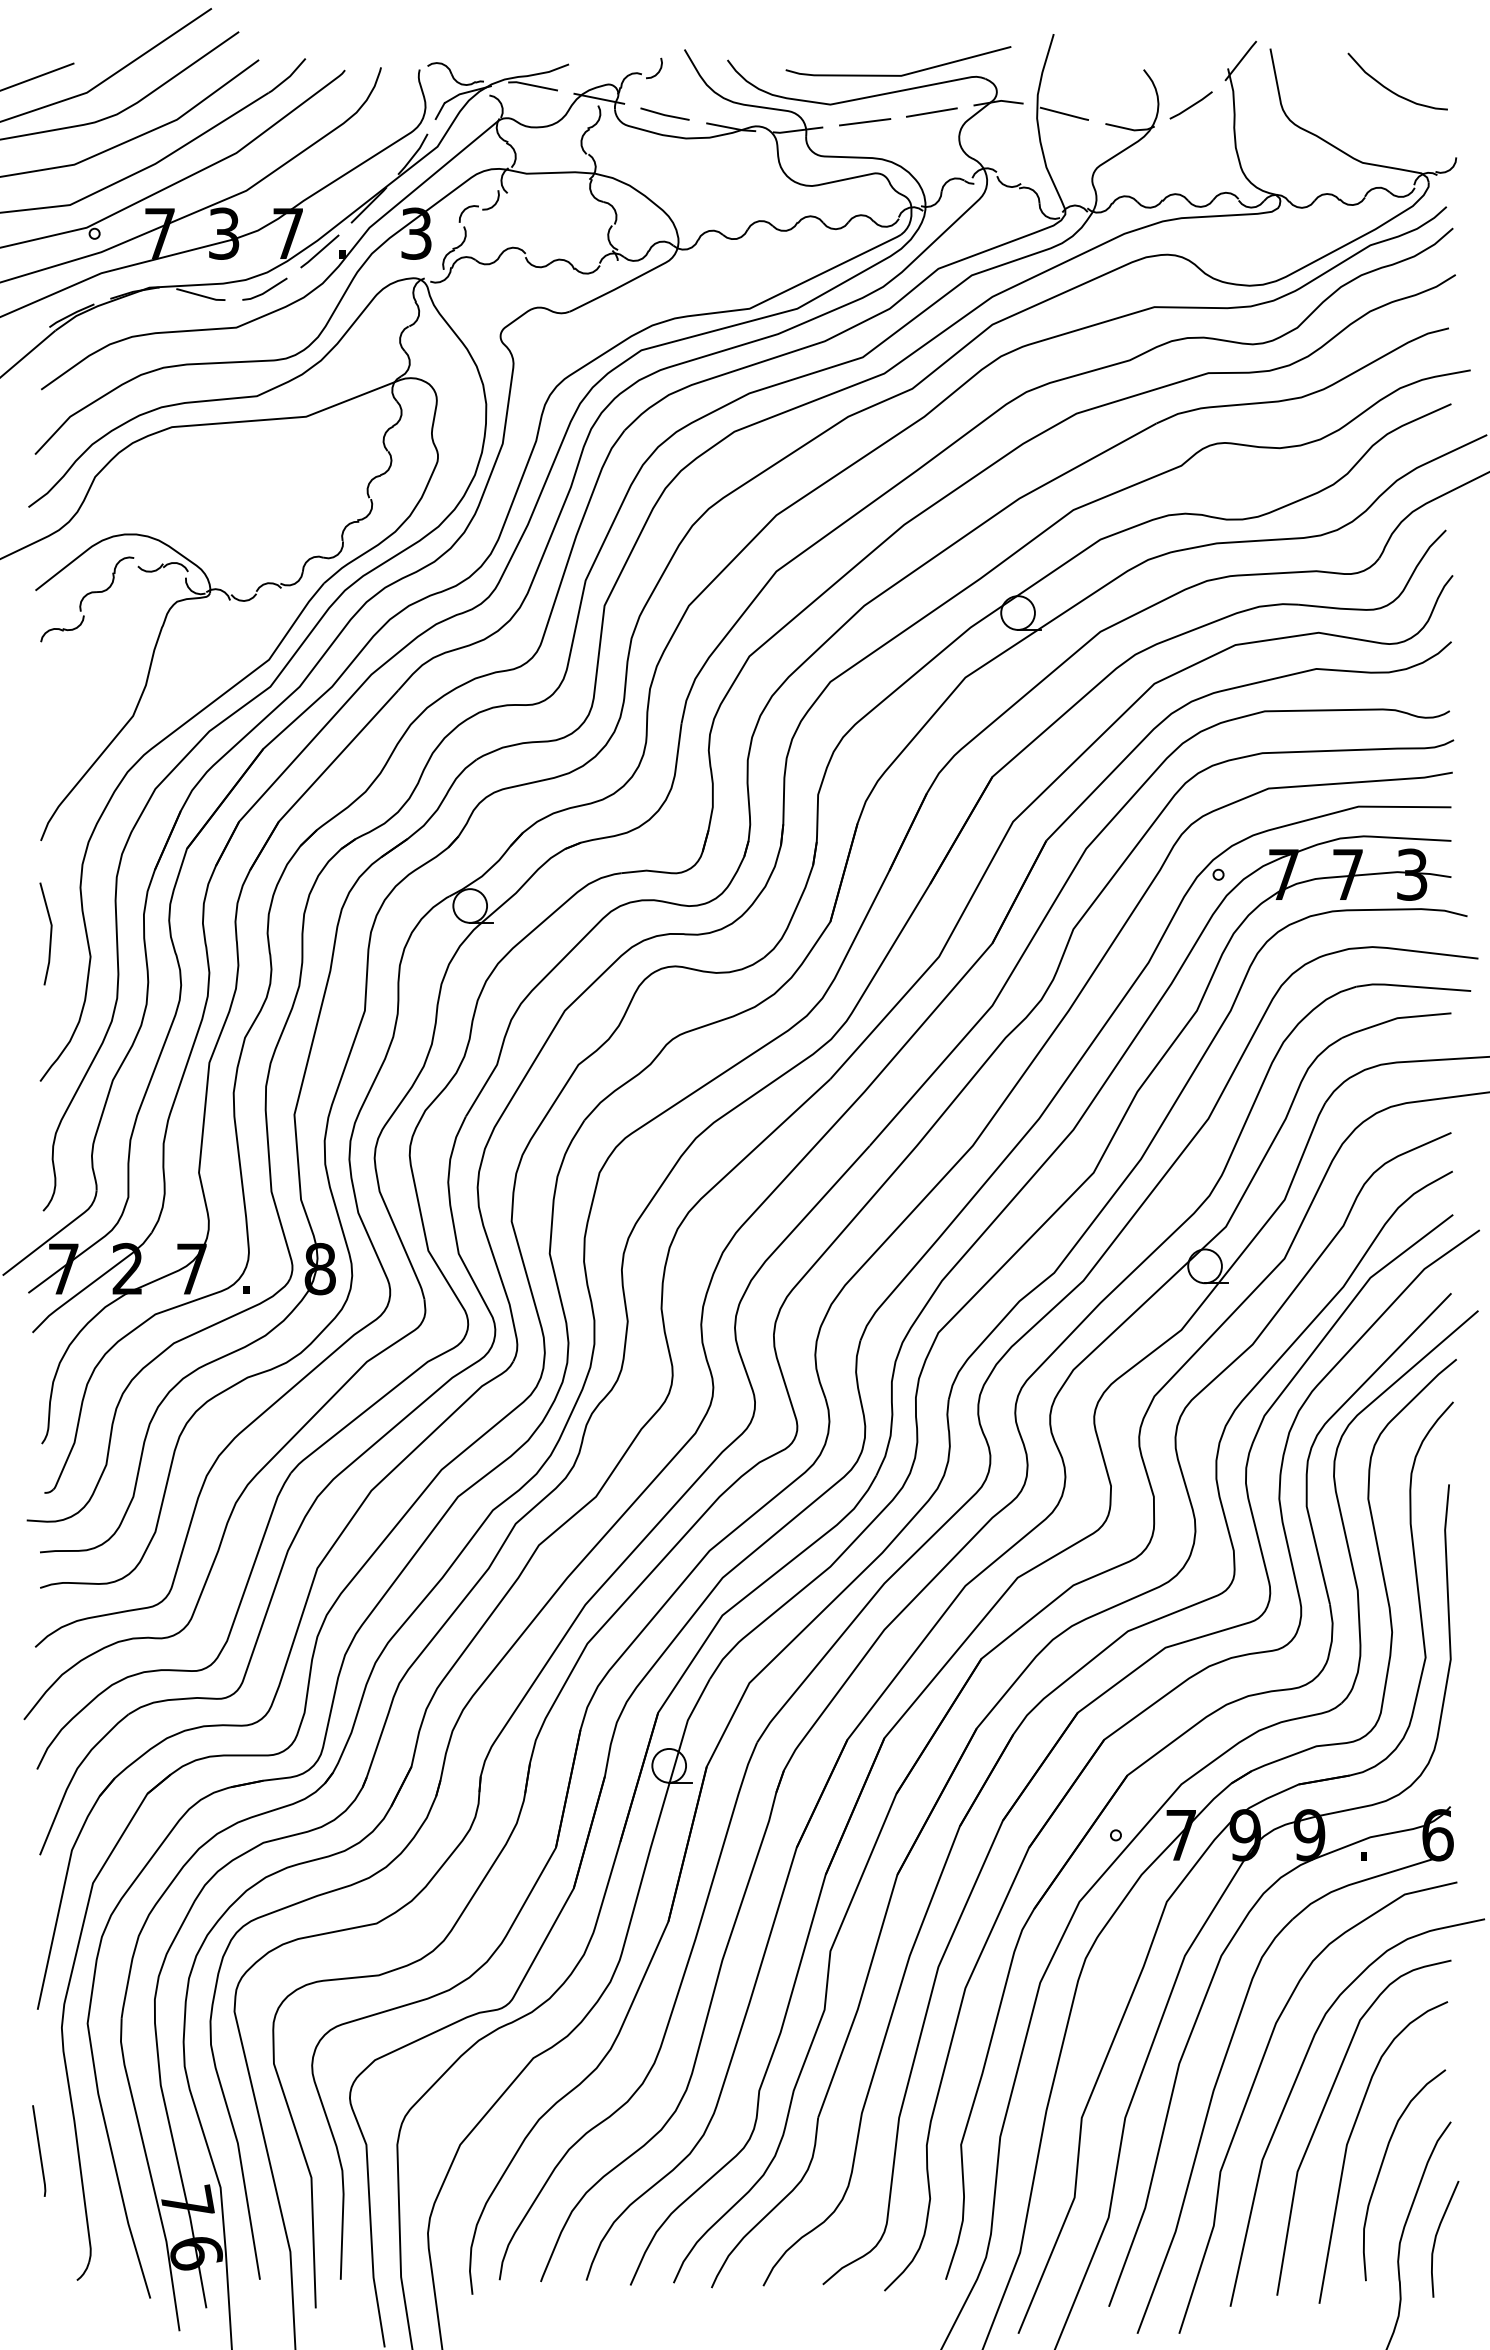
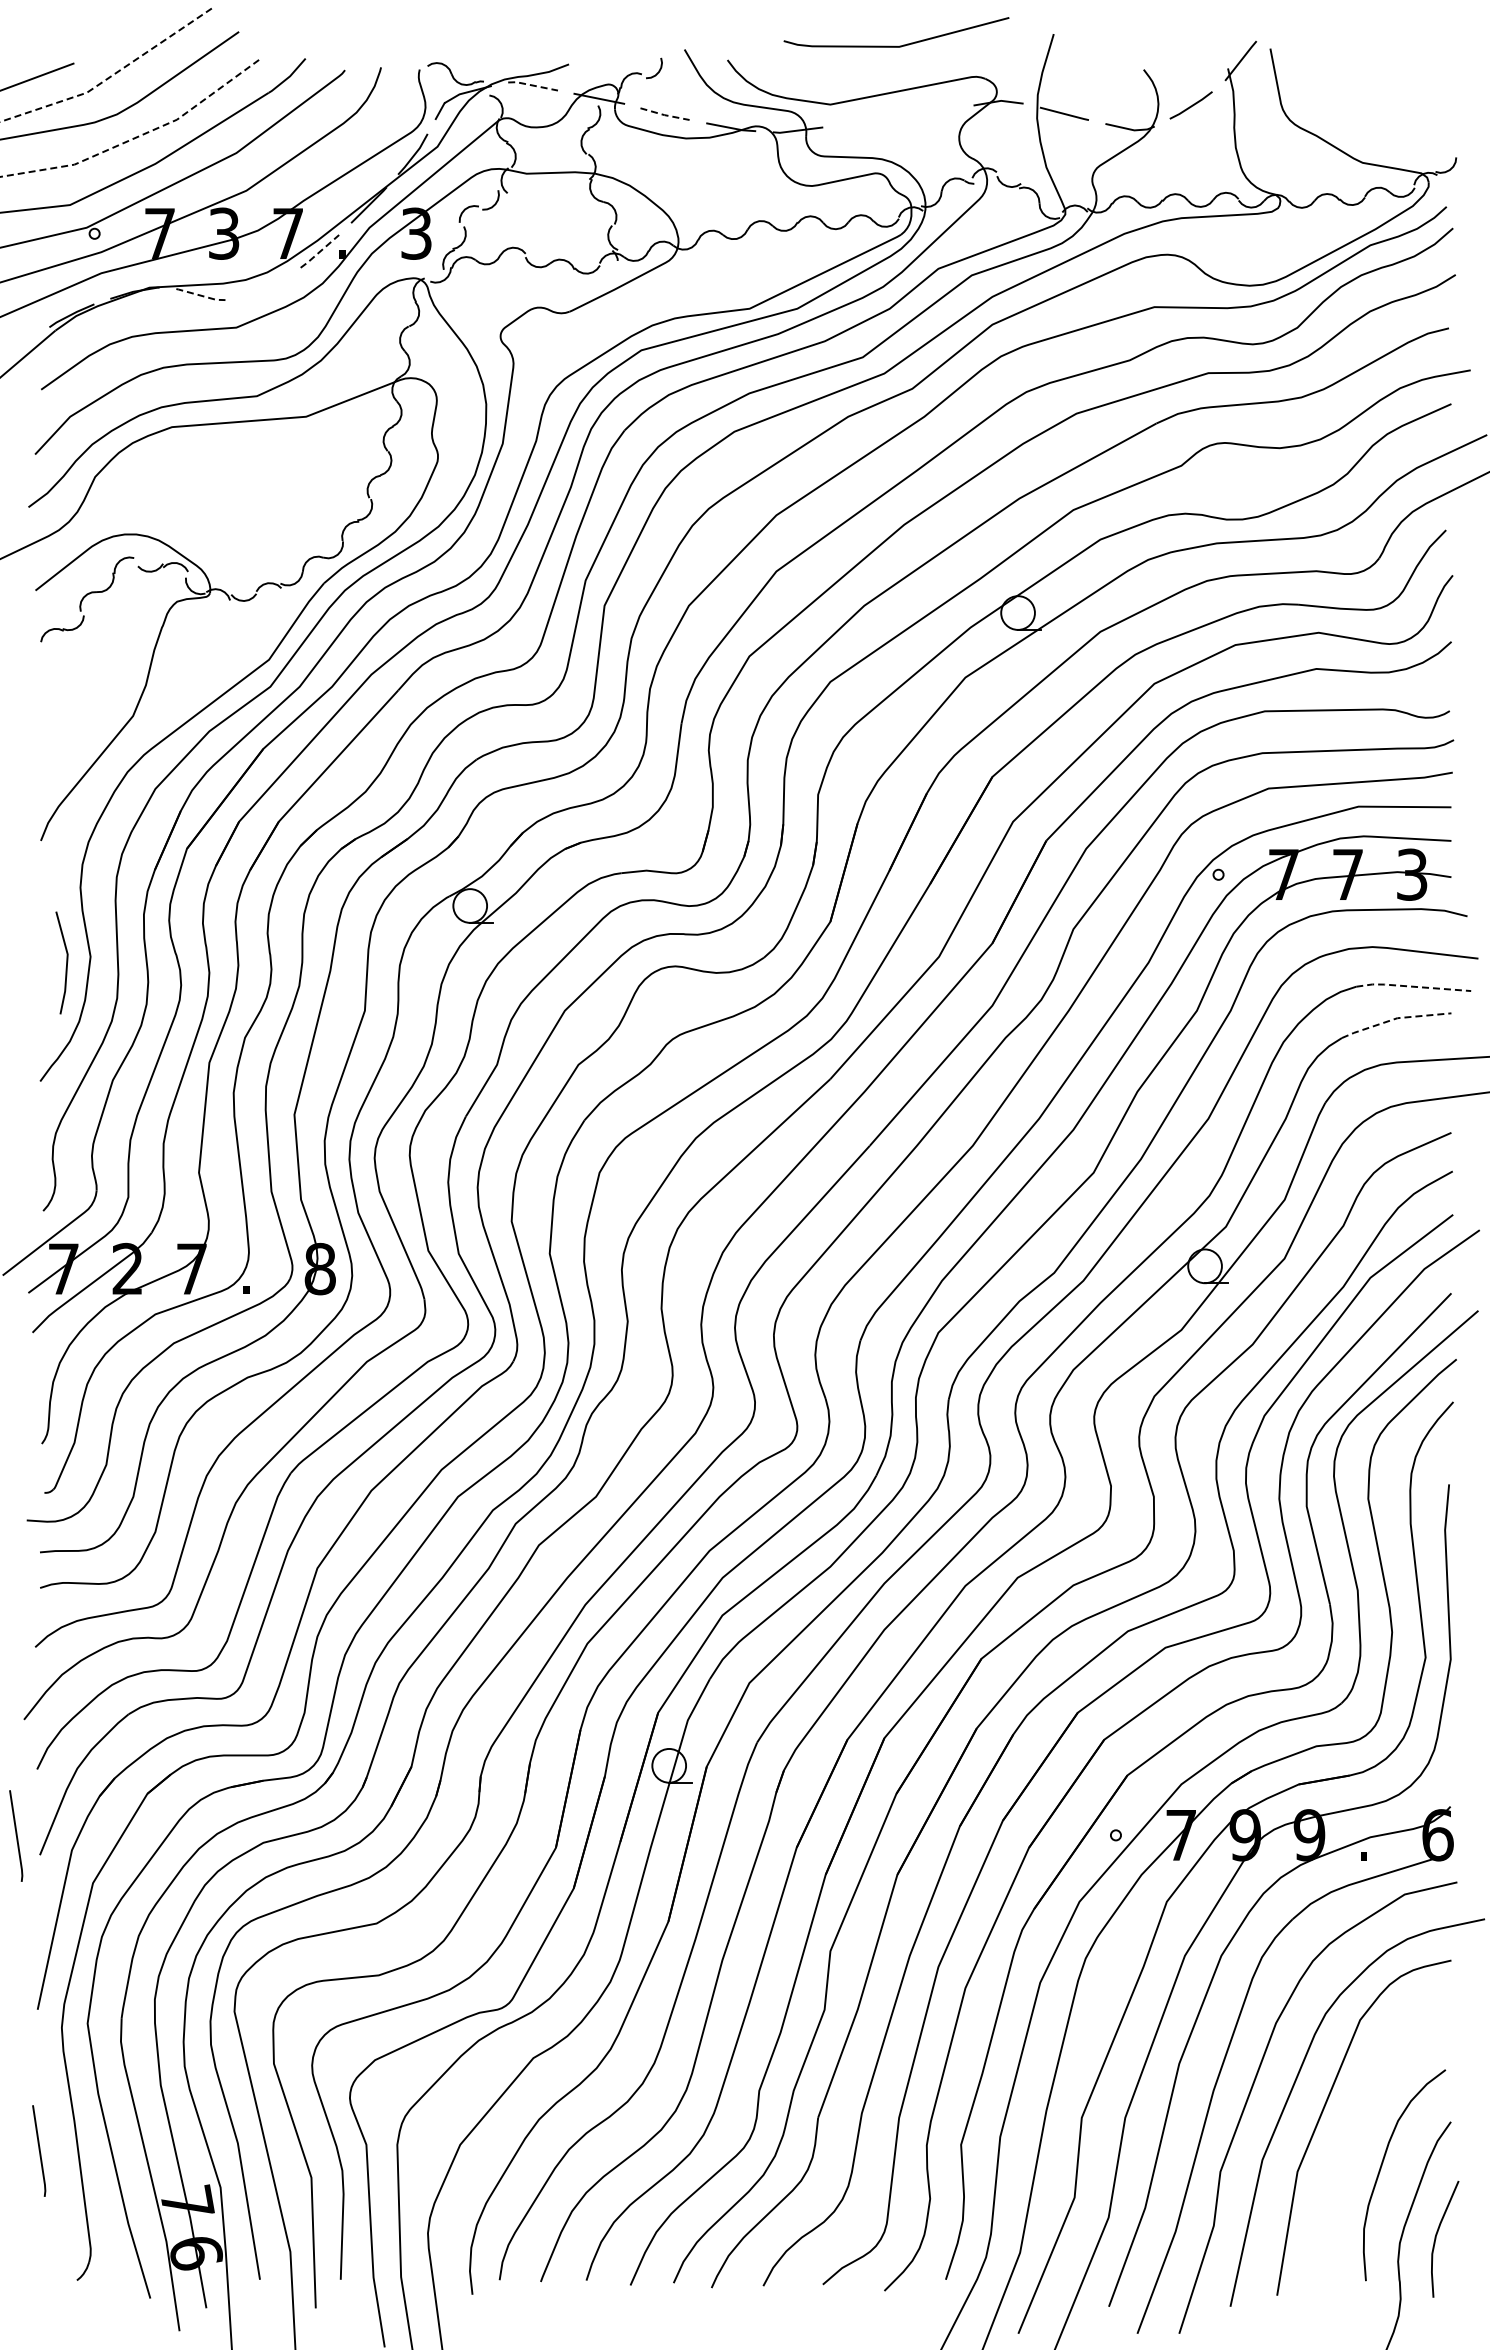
line position: (897, 74) -> (895, 45) (895, 45)
line: solid -> dashed (110, 76)
line: solid -> dashed (532, 85)
curve: present -> none (1390, 89)
line: present -> none (931, 112)
line: solid -> dashed (664, 115)
line: present -> none (865, 122)
line: solid -> dashed (137, 136)
line: solid -> dashed (319, 251)
line: present -> none (266, 290)
line: solid -> dashed (200, 295)
line position: (50, 933) -> (66, 962) (66, 962)
line: solid -> dashed (1412, 986)
line: solid -> dashed (1395, 1018)
line: none -> present (16, 1835)
curve: present -> none (1349, 2141)
